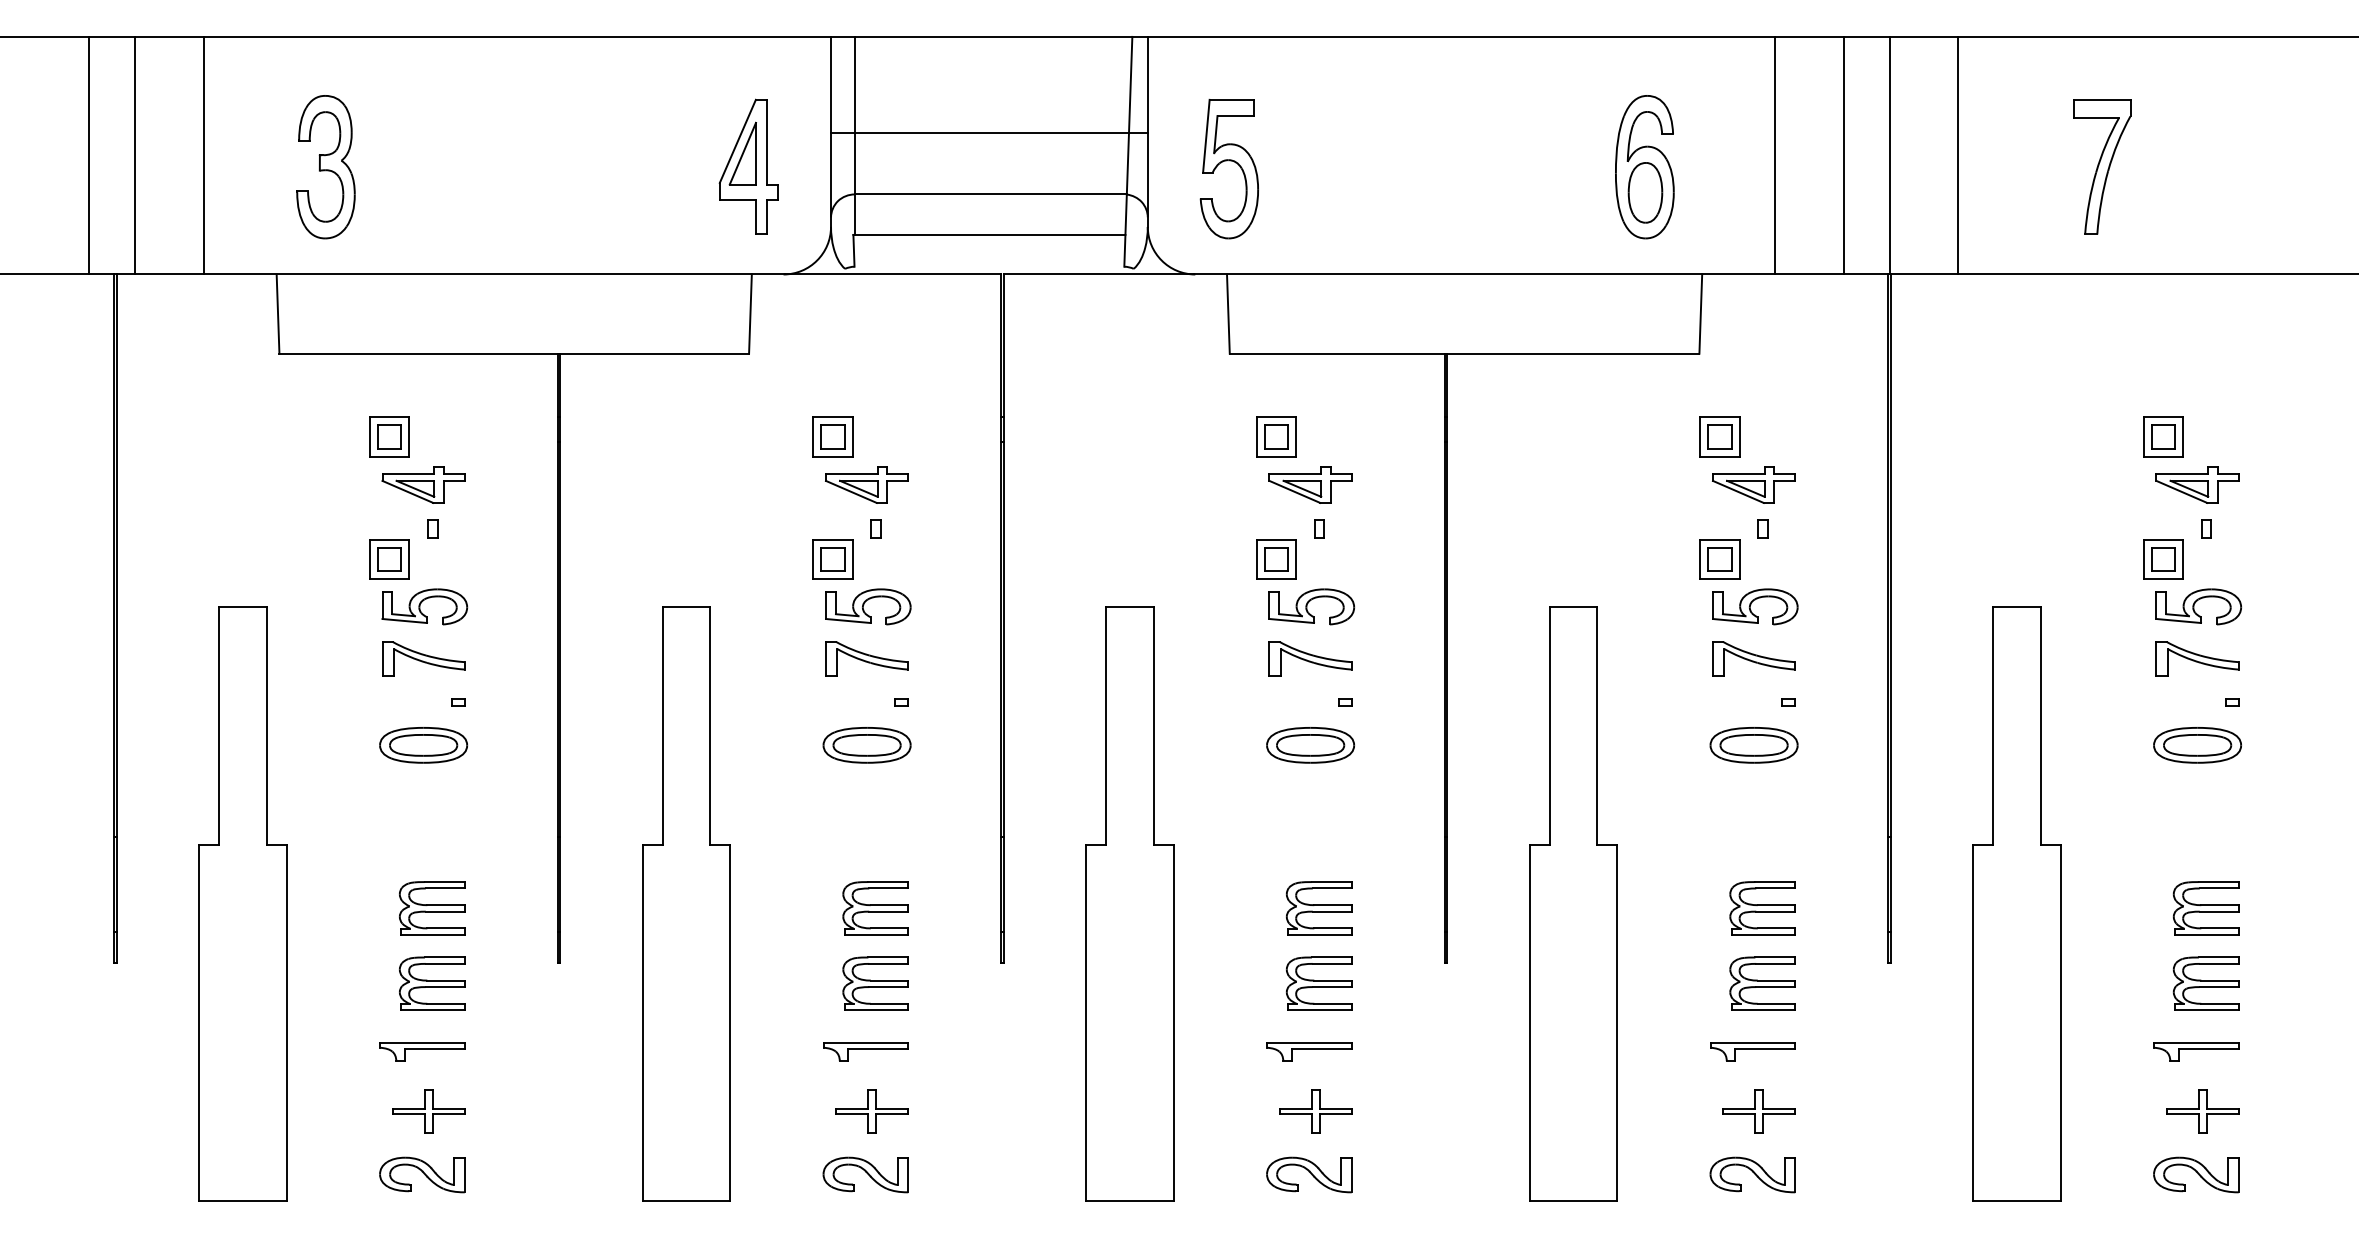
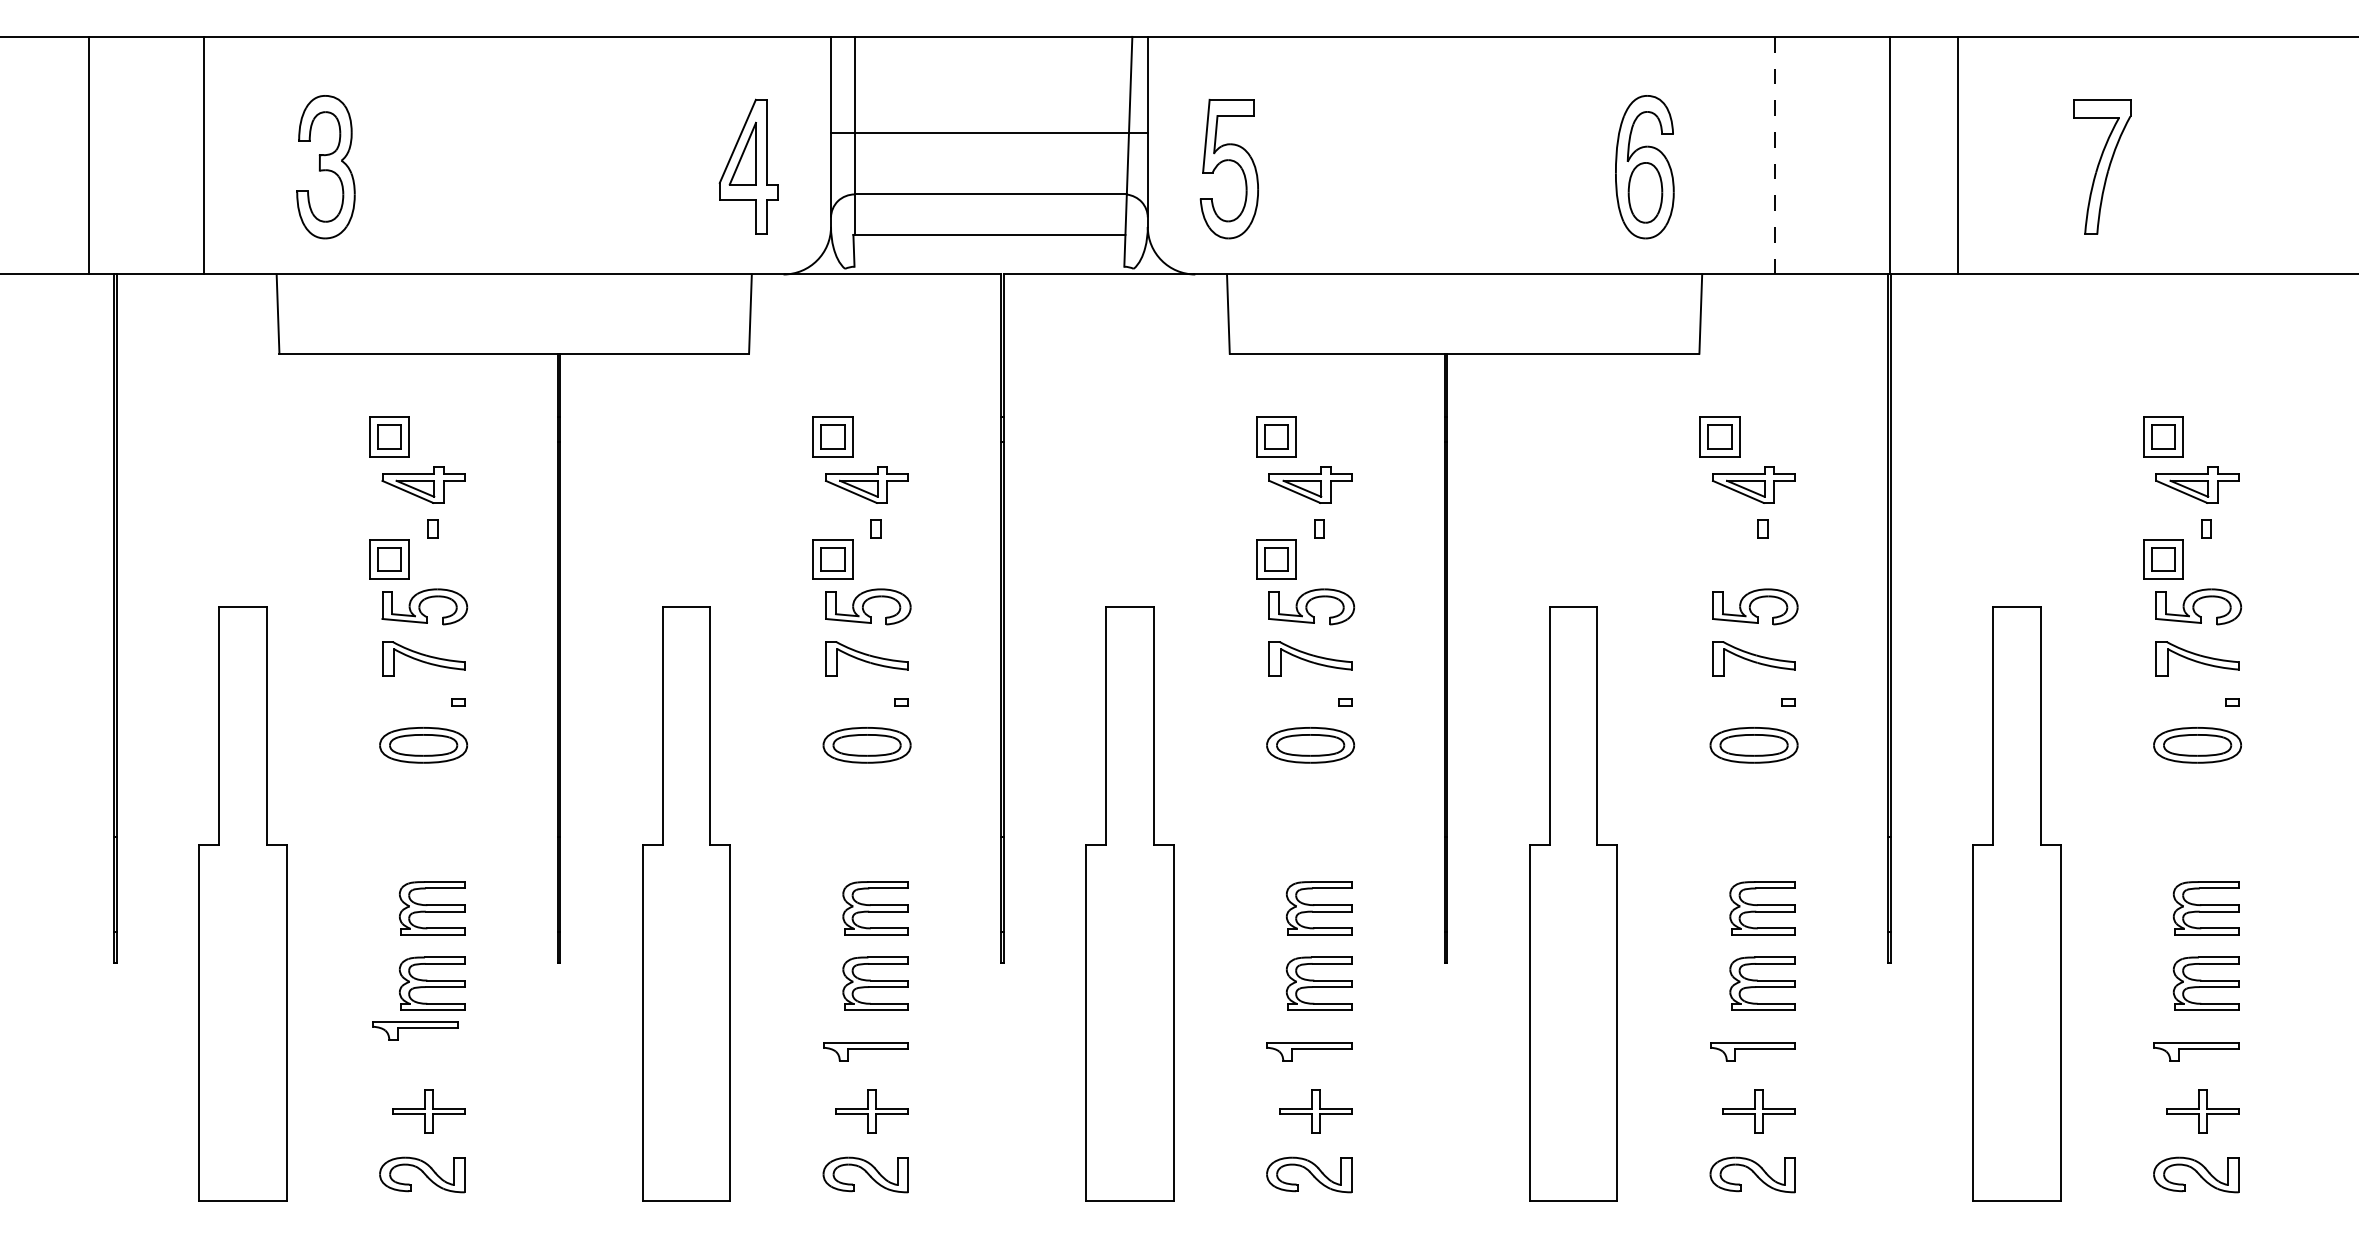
line: present -> none (135, 155)
line: solid -> dashed (1775, 155)
line: present -> none (1843, 155)
part: present -> none (1719, 559)
part position: (422, 1051) -> (415, 1030) (415, 1030)
